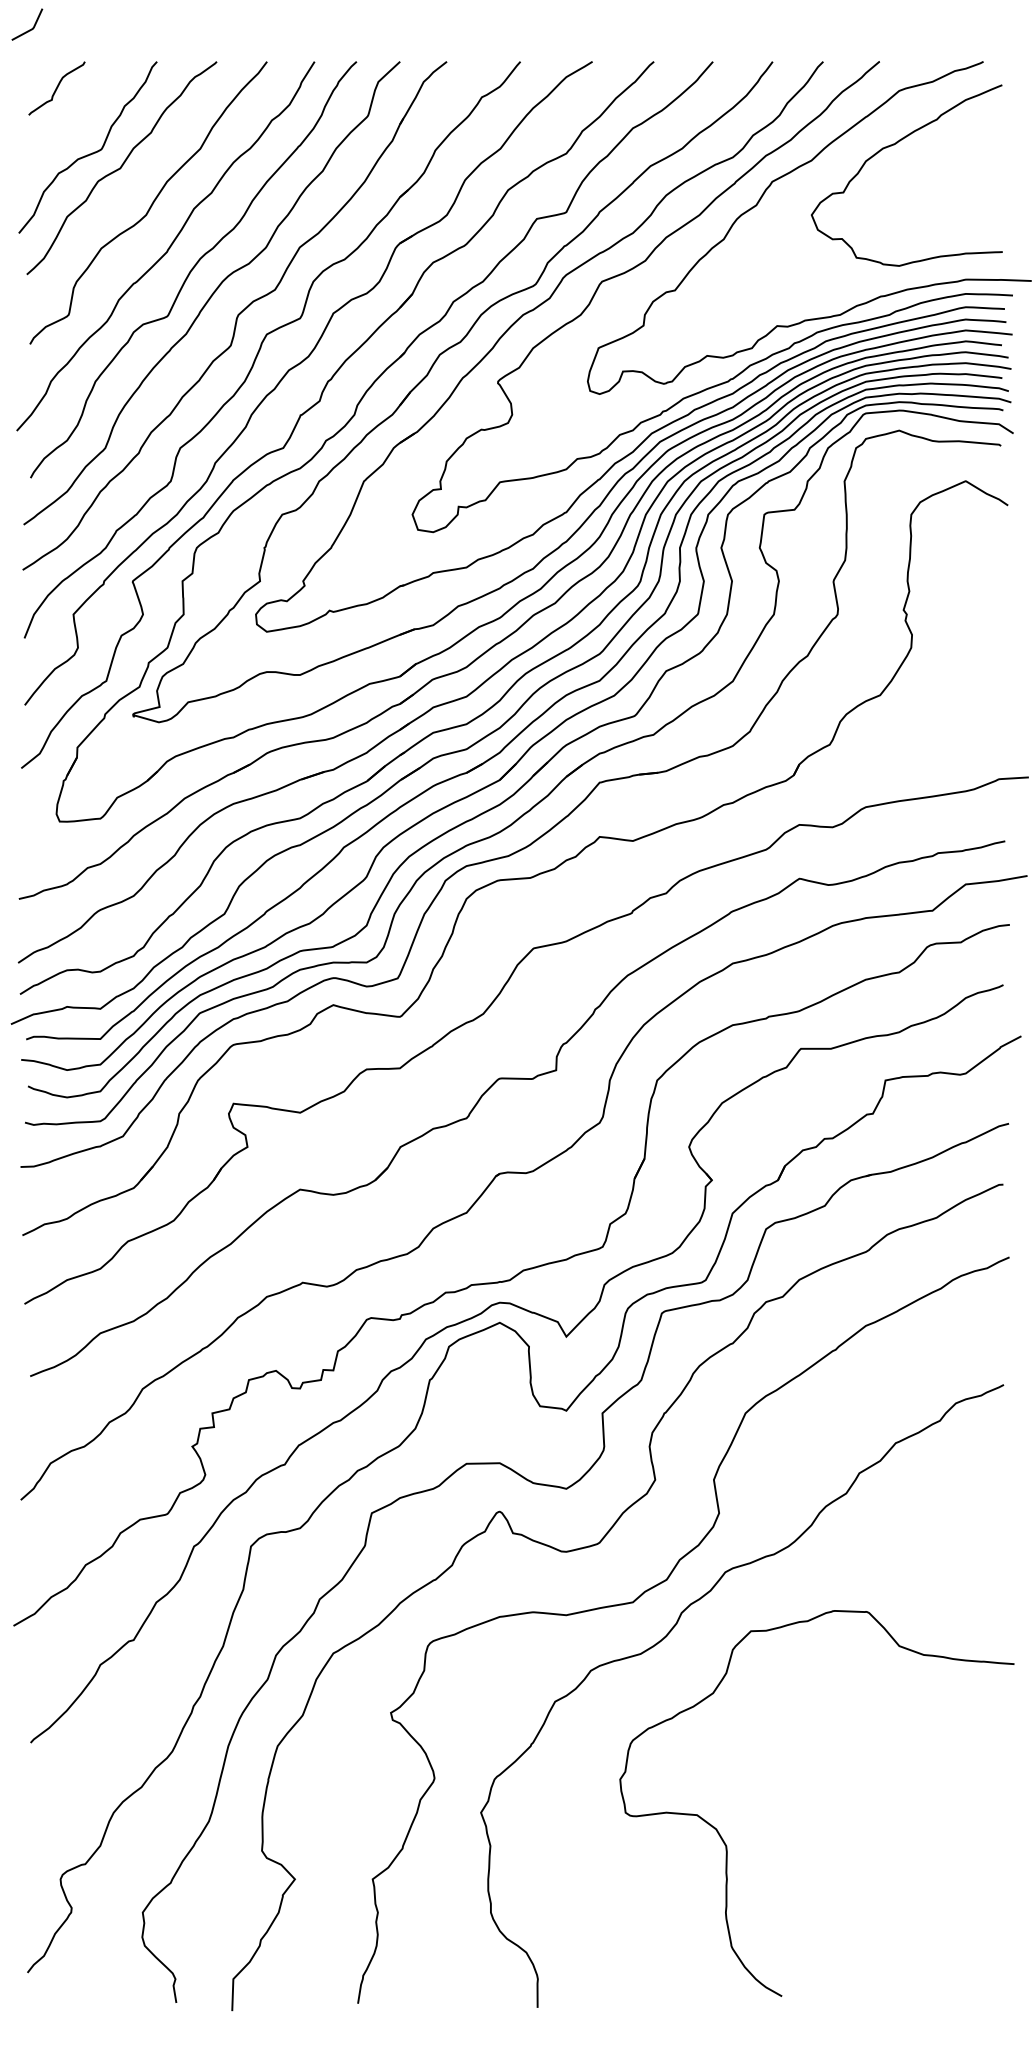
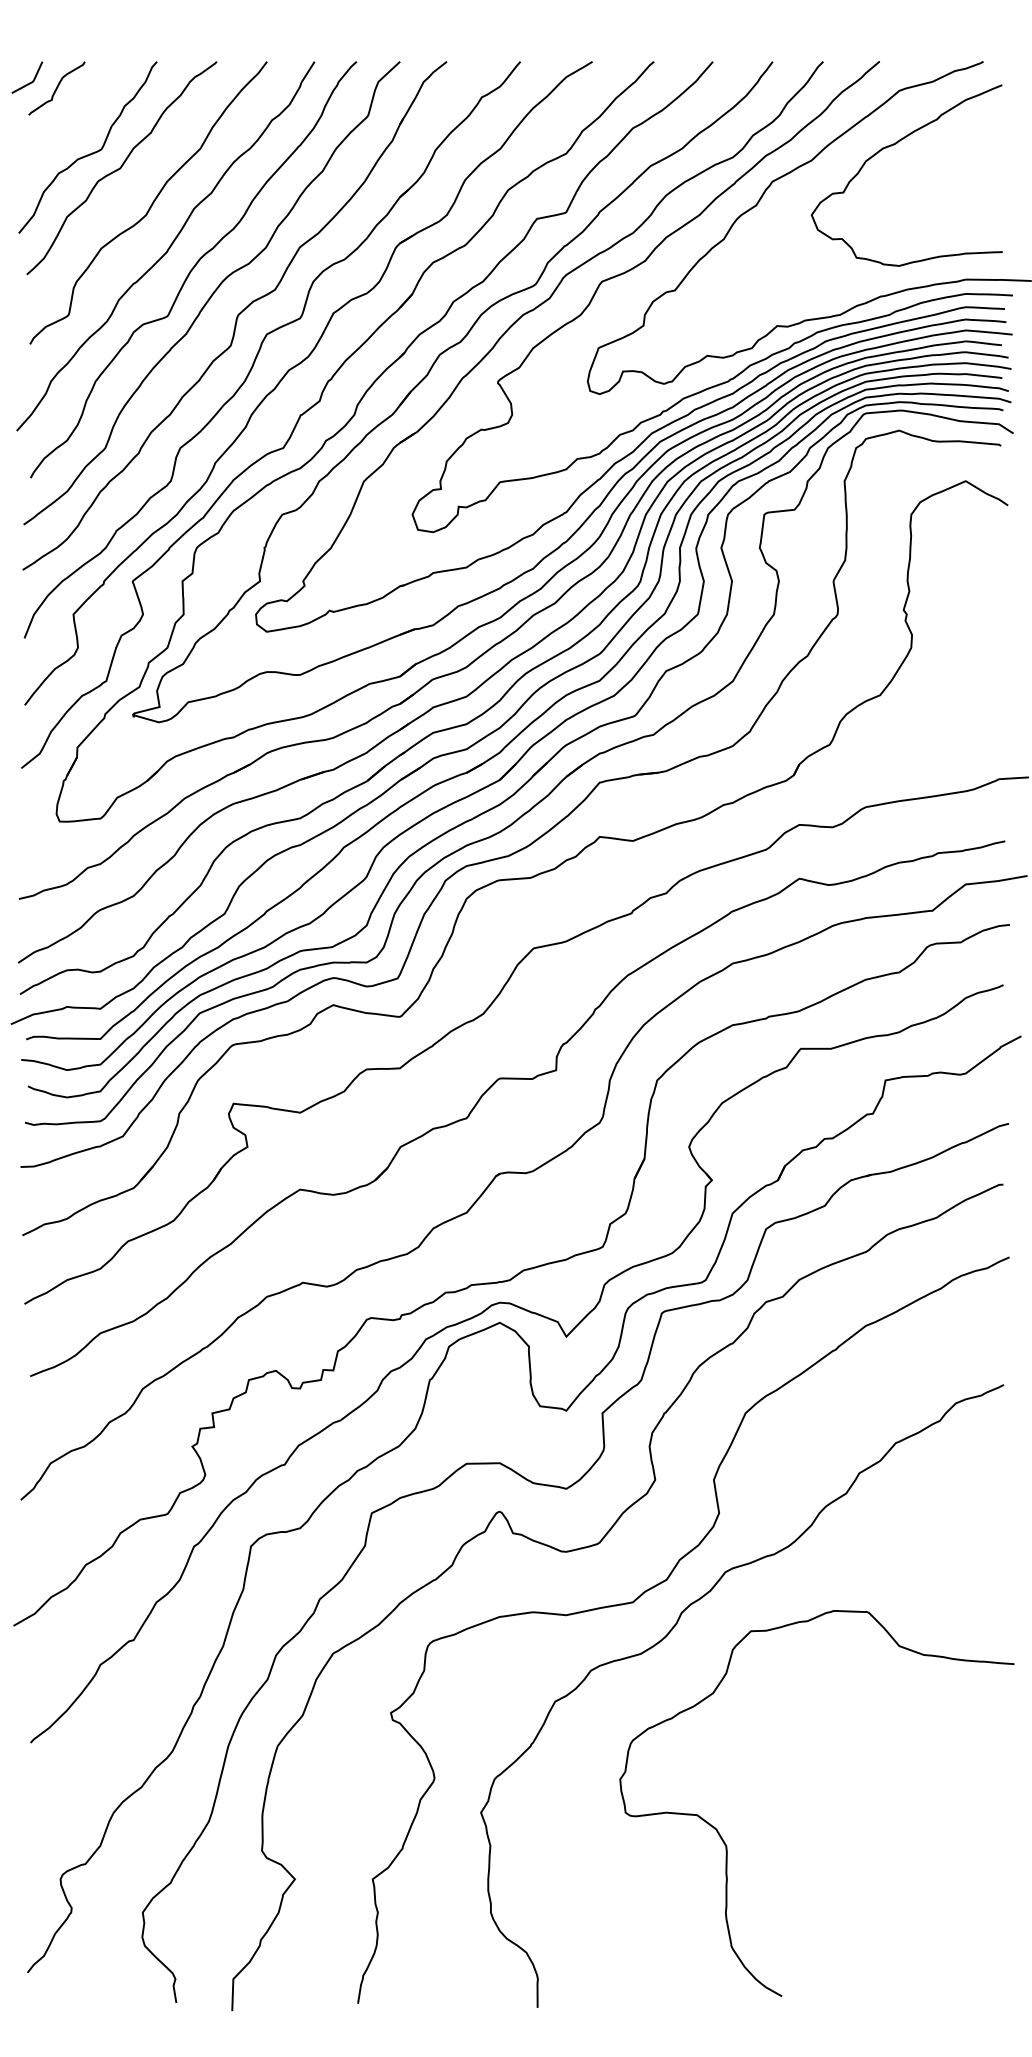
line position: (29, 29) -> (29, 82) (29, 82)
